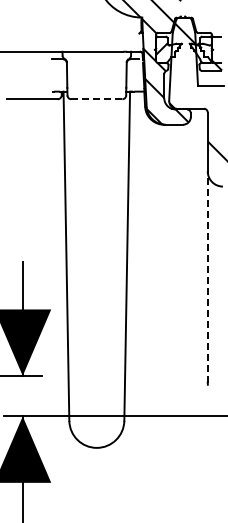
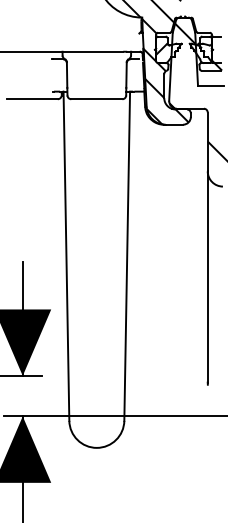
line: dashed -> solid (96, 99)
line: dashed -> solid (207, 277)
